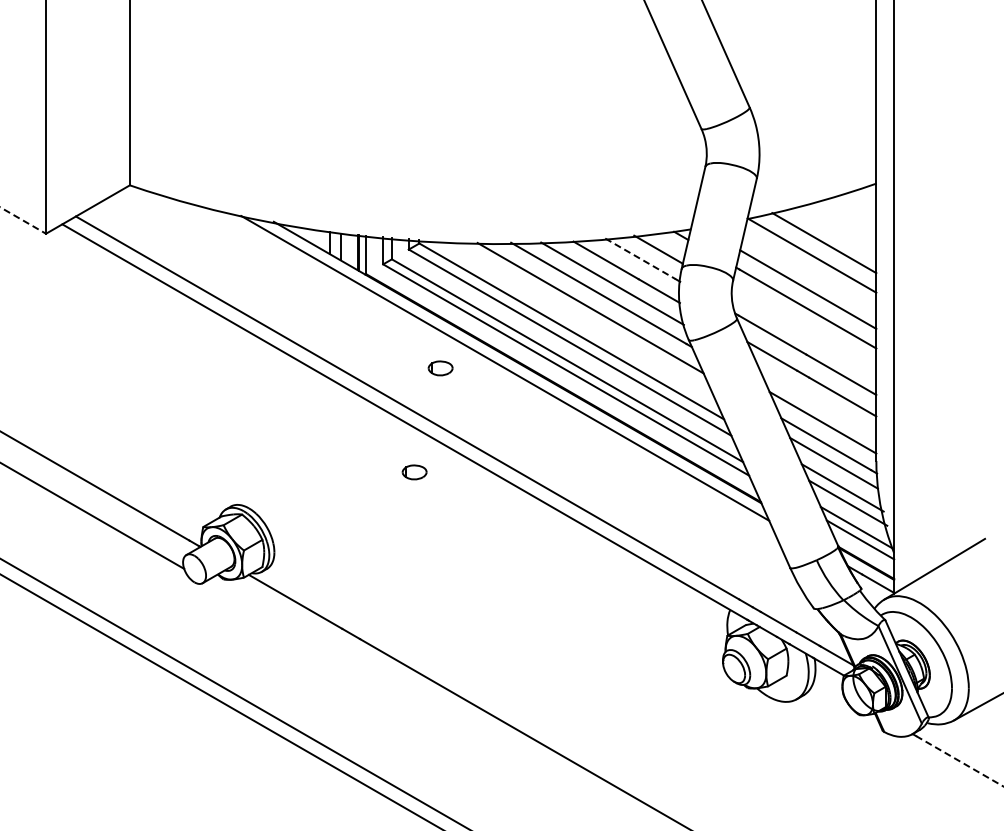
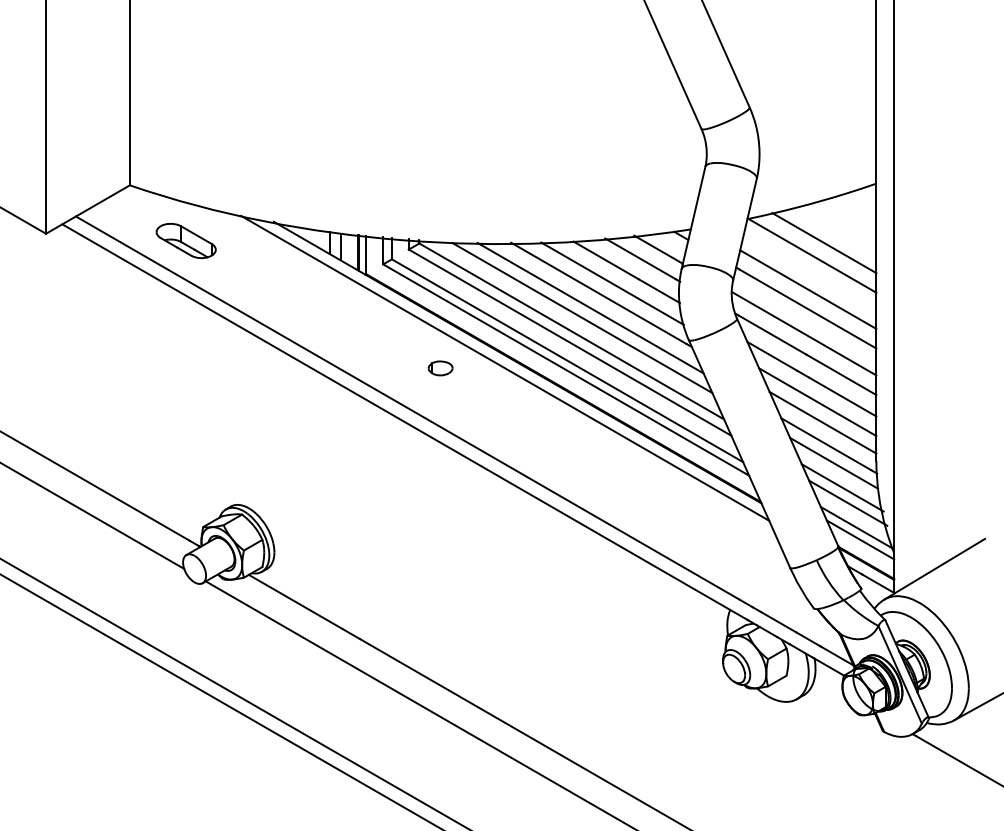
line: dashed -> solid (23, 220)
part: none -> present (185, 241)
line: dashed -> solid (640, 258)
line: none -> present (582, 318)
line: none -> present (803, 333)
line: none -> present (817, 402)
part: present -> none (414, 472)
line: none -> present (418, 704)
line: dashed -> solid (960, 761)
